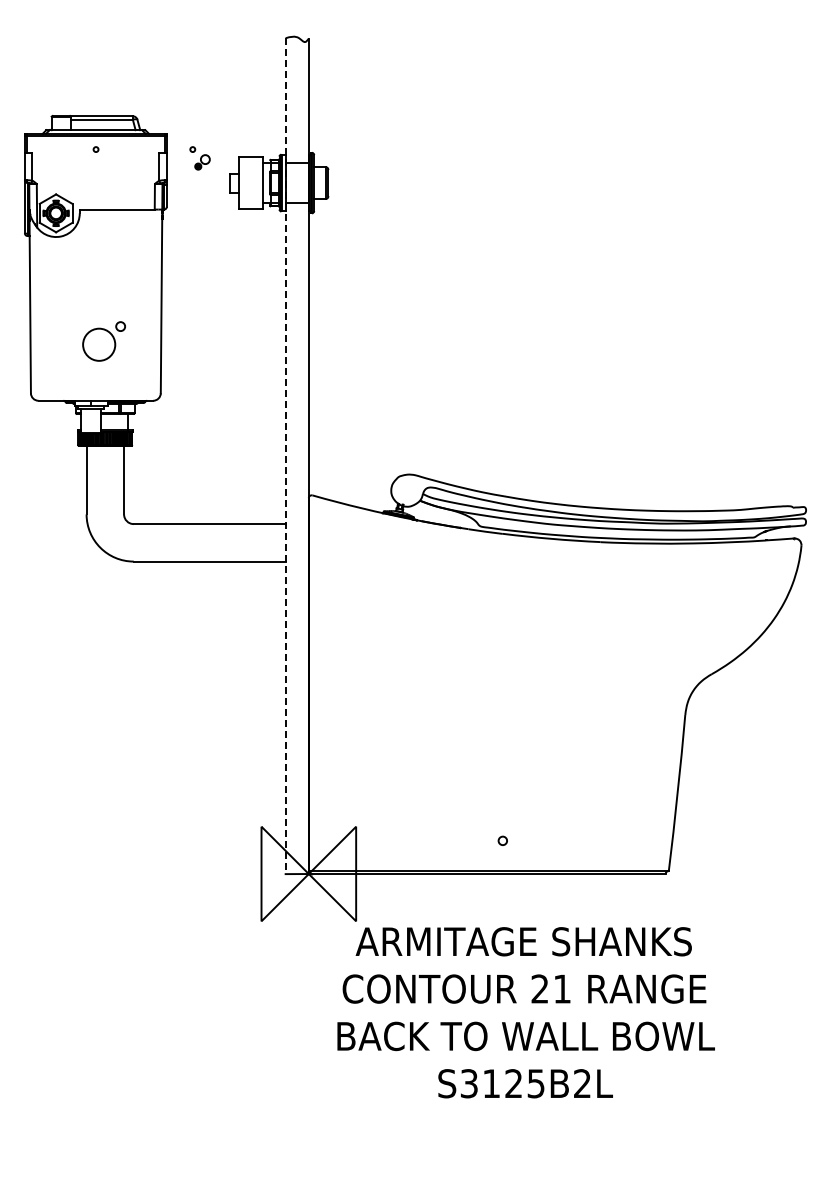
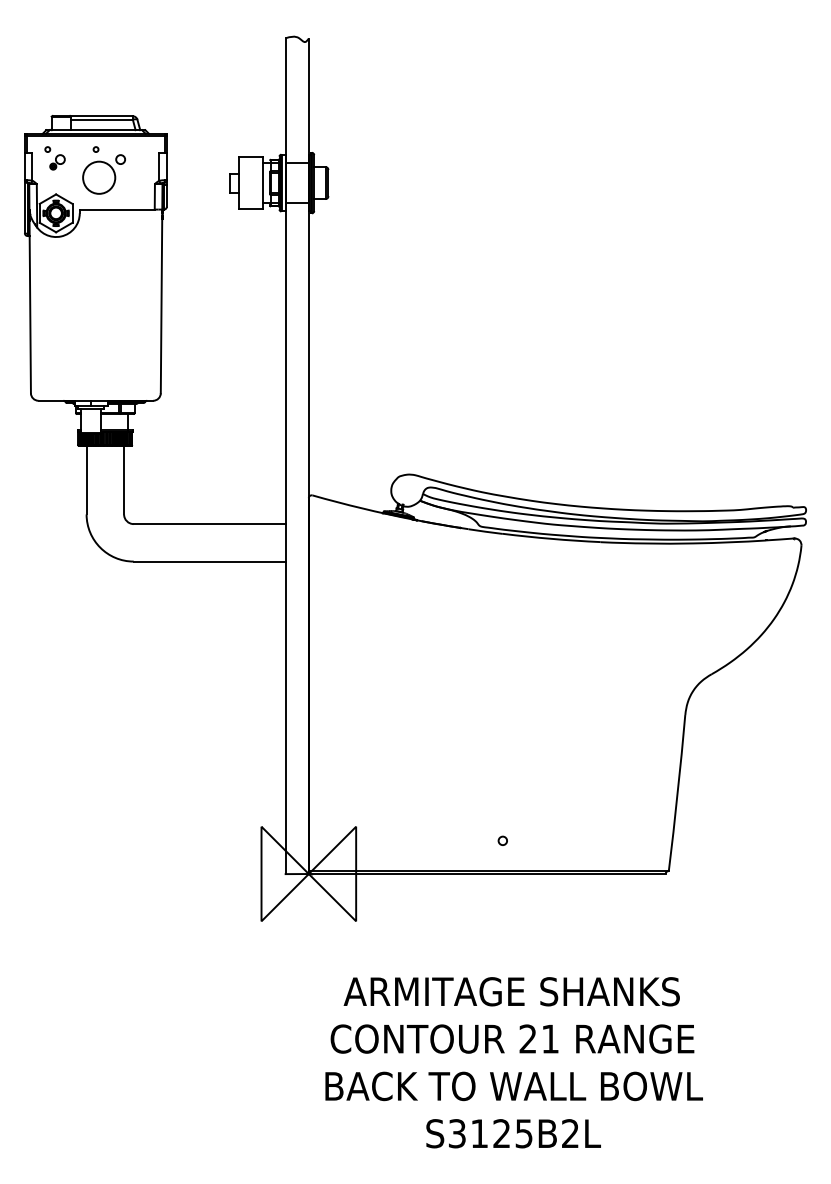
part position: (199, 158) -> (54, 158) (54, 158)
part position: (103, 341) -> (103, 174) (103, 174)
line: dashed -> solid (285, 456)
text position: (525, 1012) -> (513, 1062) (513, 1062)
